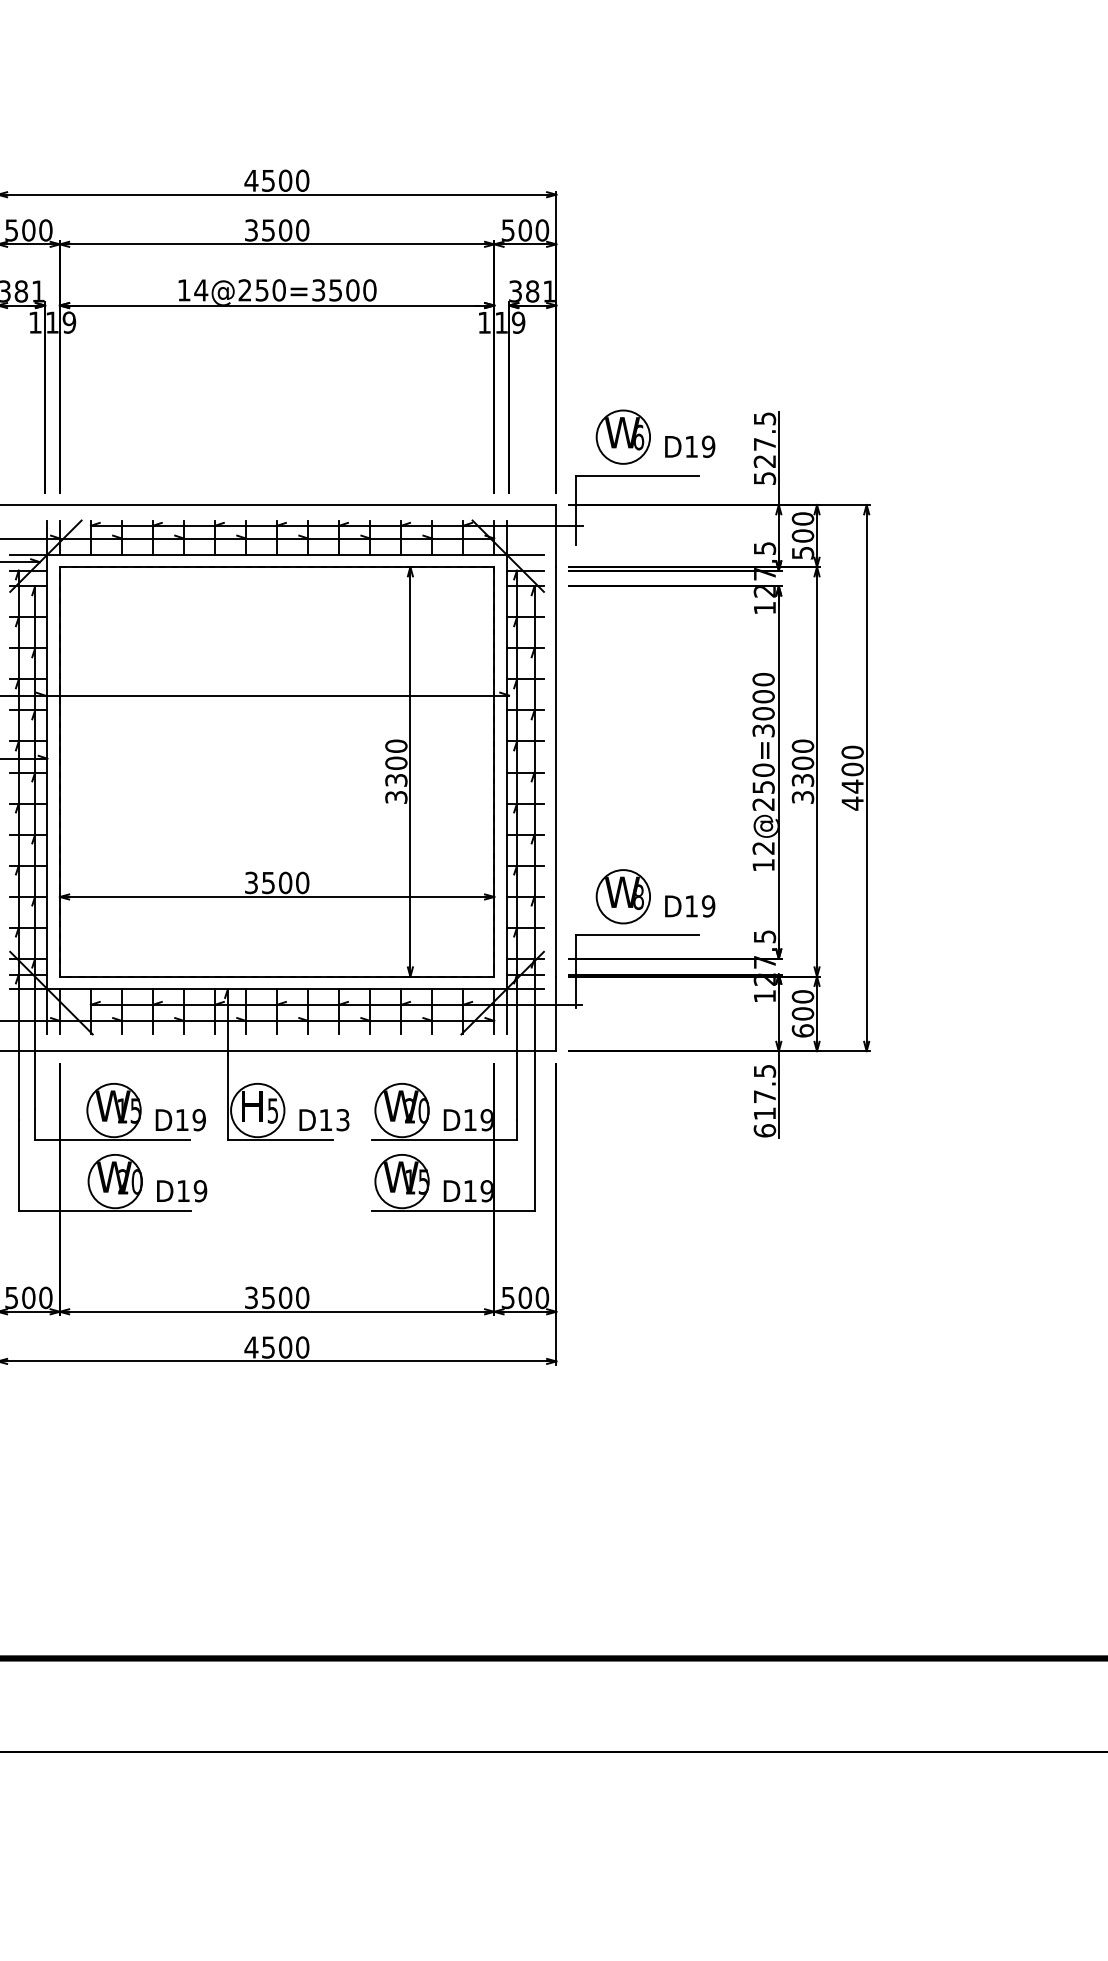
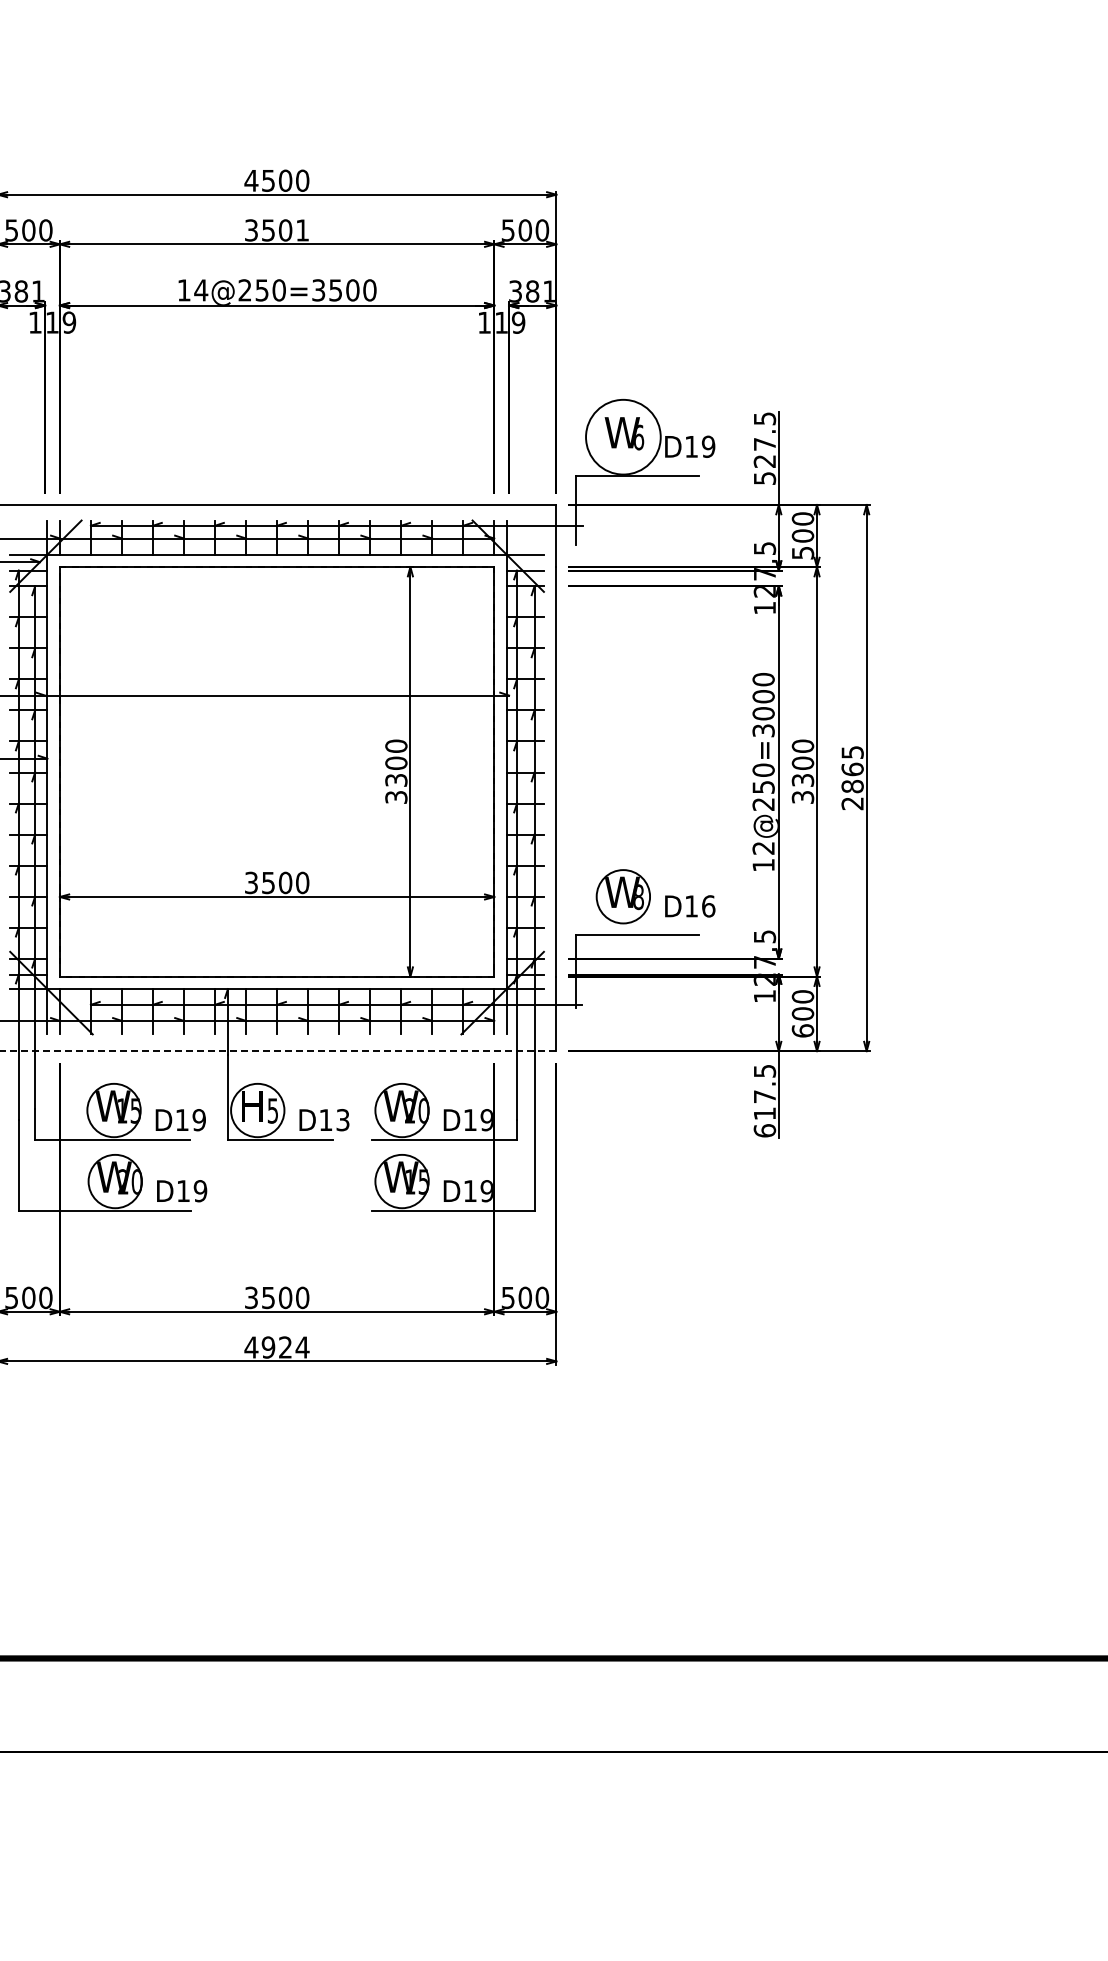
text: 3500 -> 3501 (302, 230)
circle diameter: 53 px -> 75 px (623, 436)
text: 4400 -> 2865 (852, 777)
text: D19 -> D16 (708, 906)
line: solid -> dashed (278, 1051)
text: 4500 -> 4924 (285, 1347)
